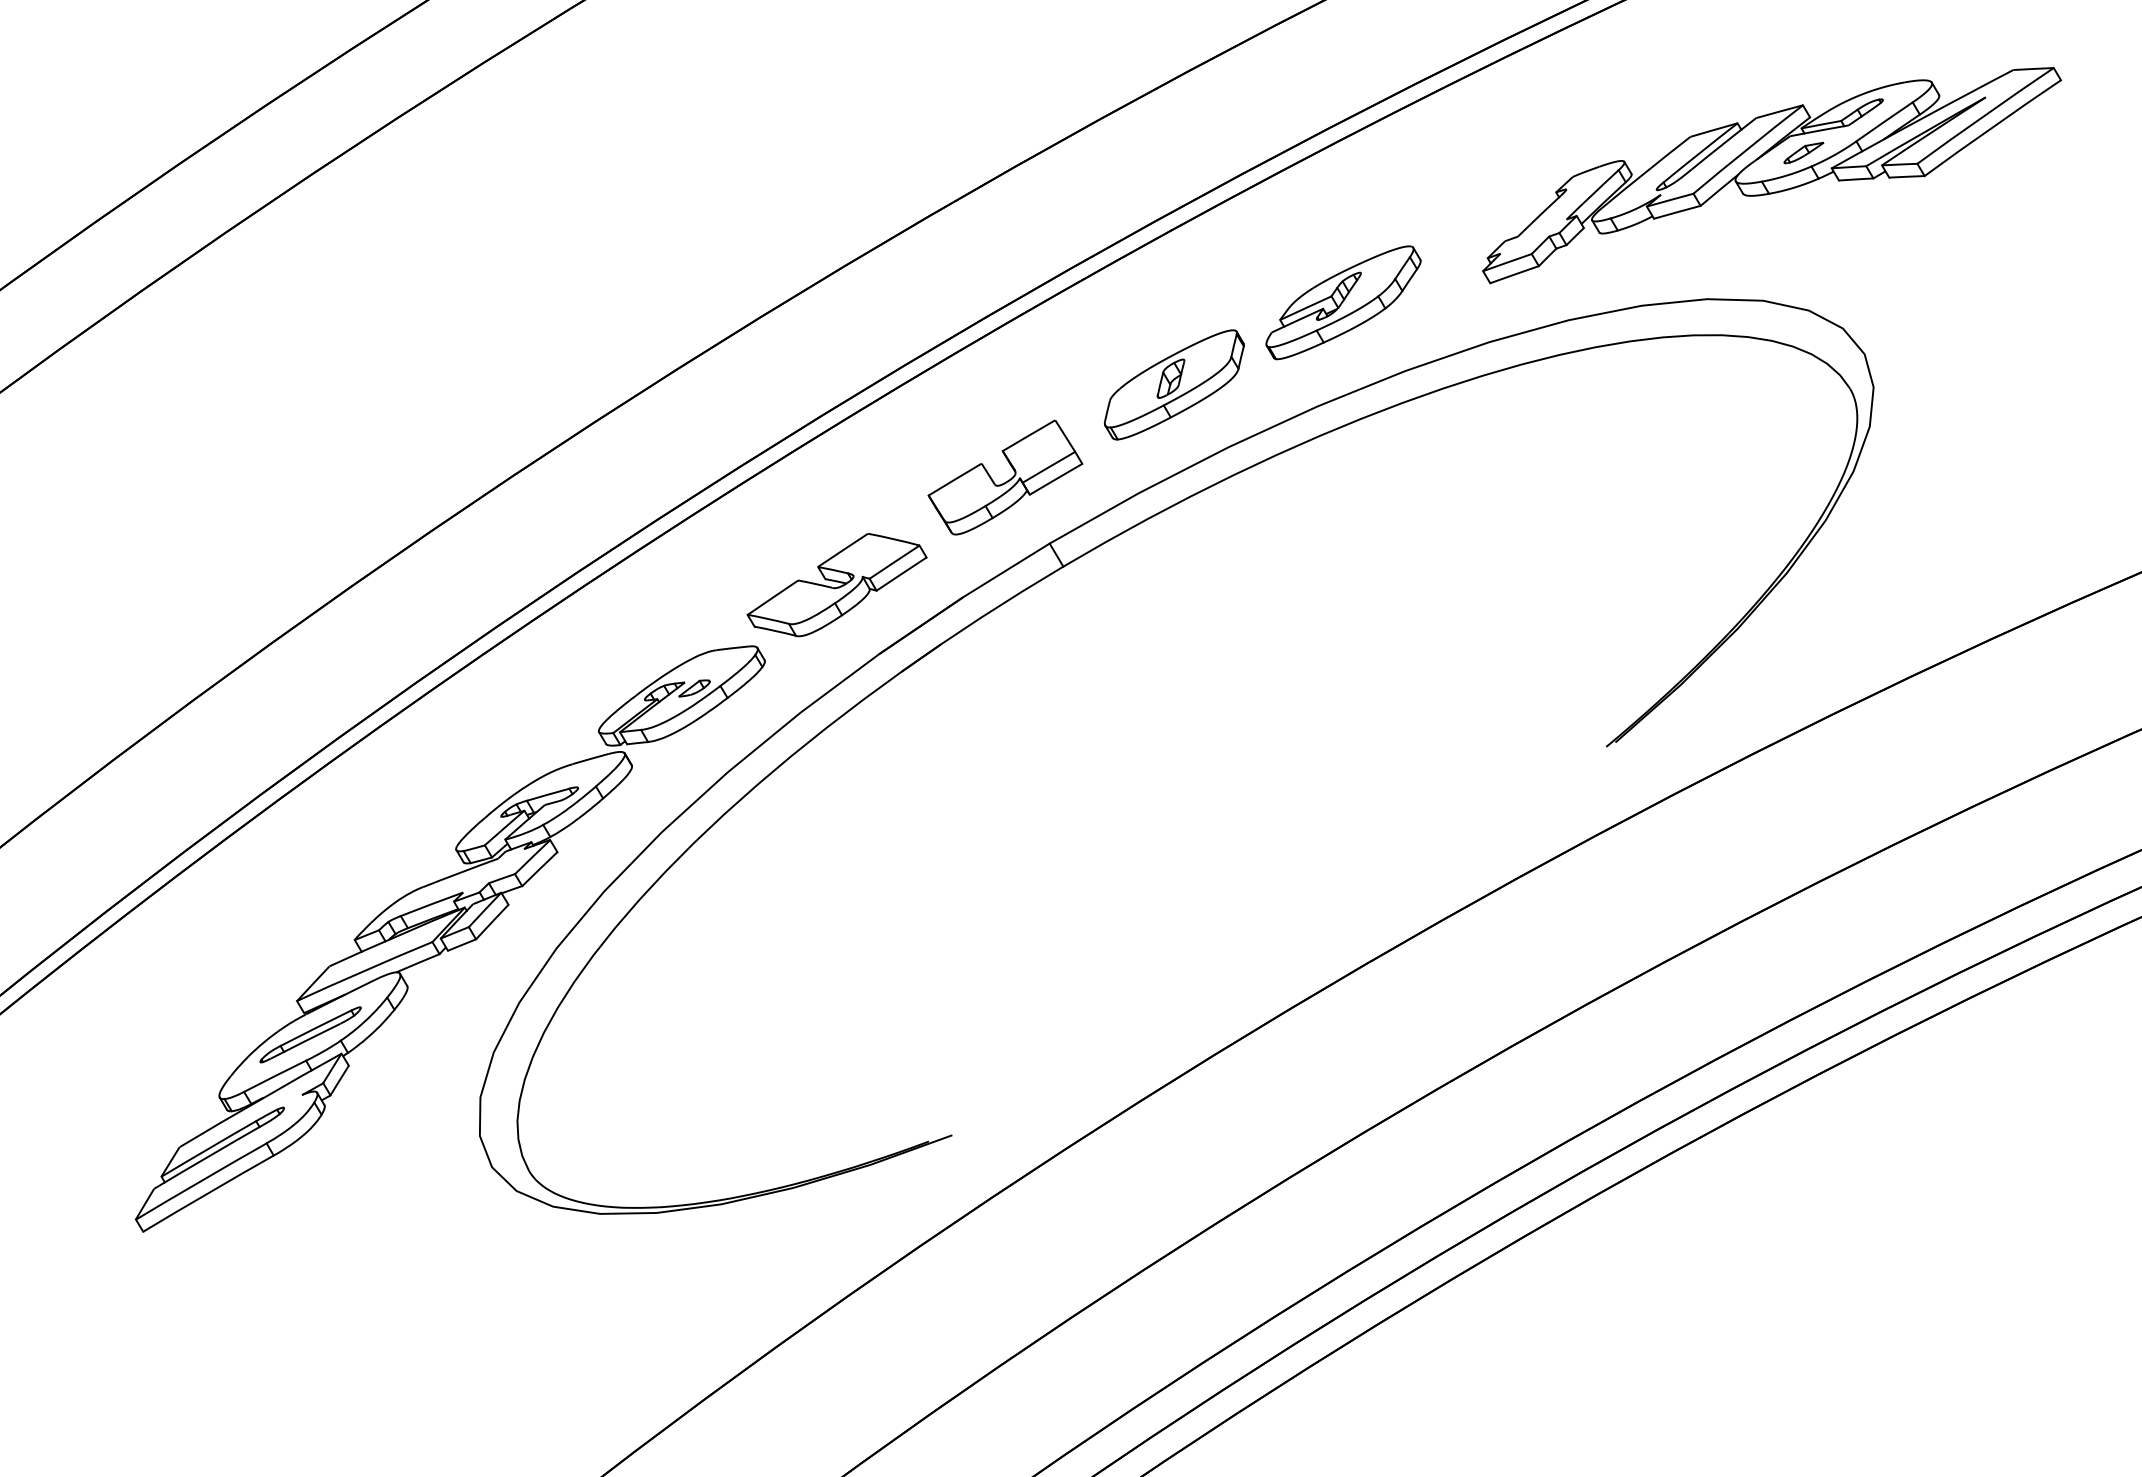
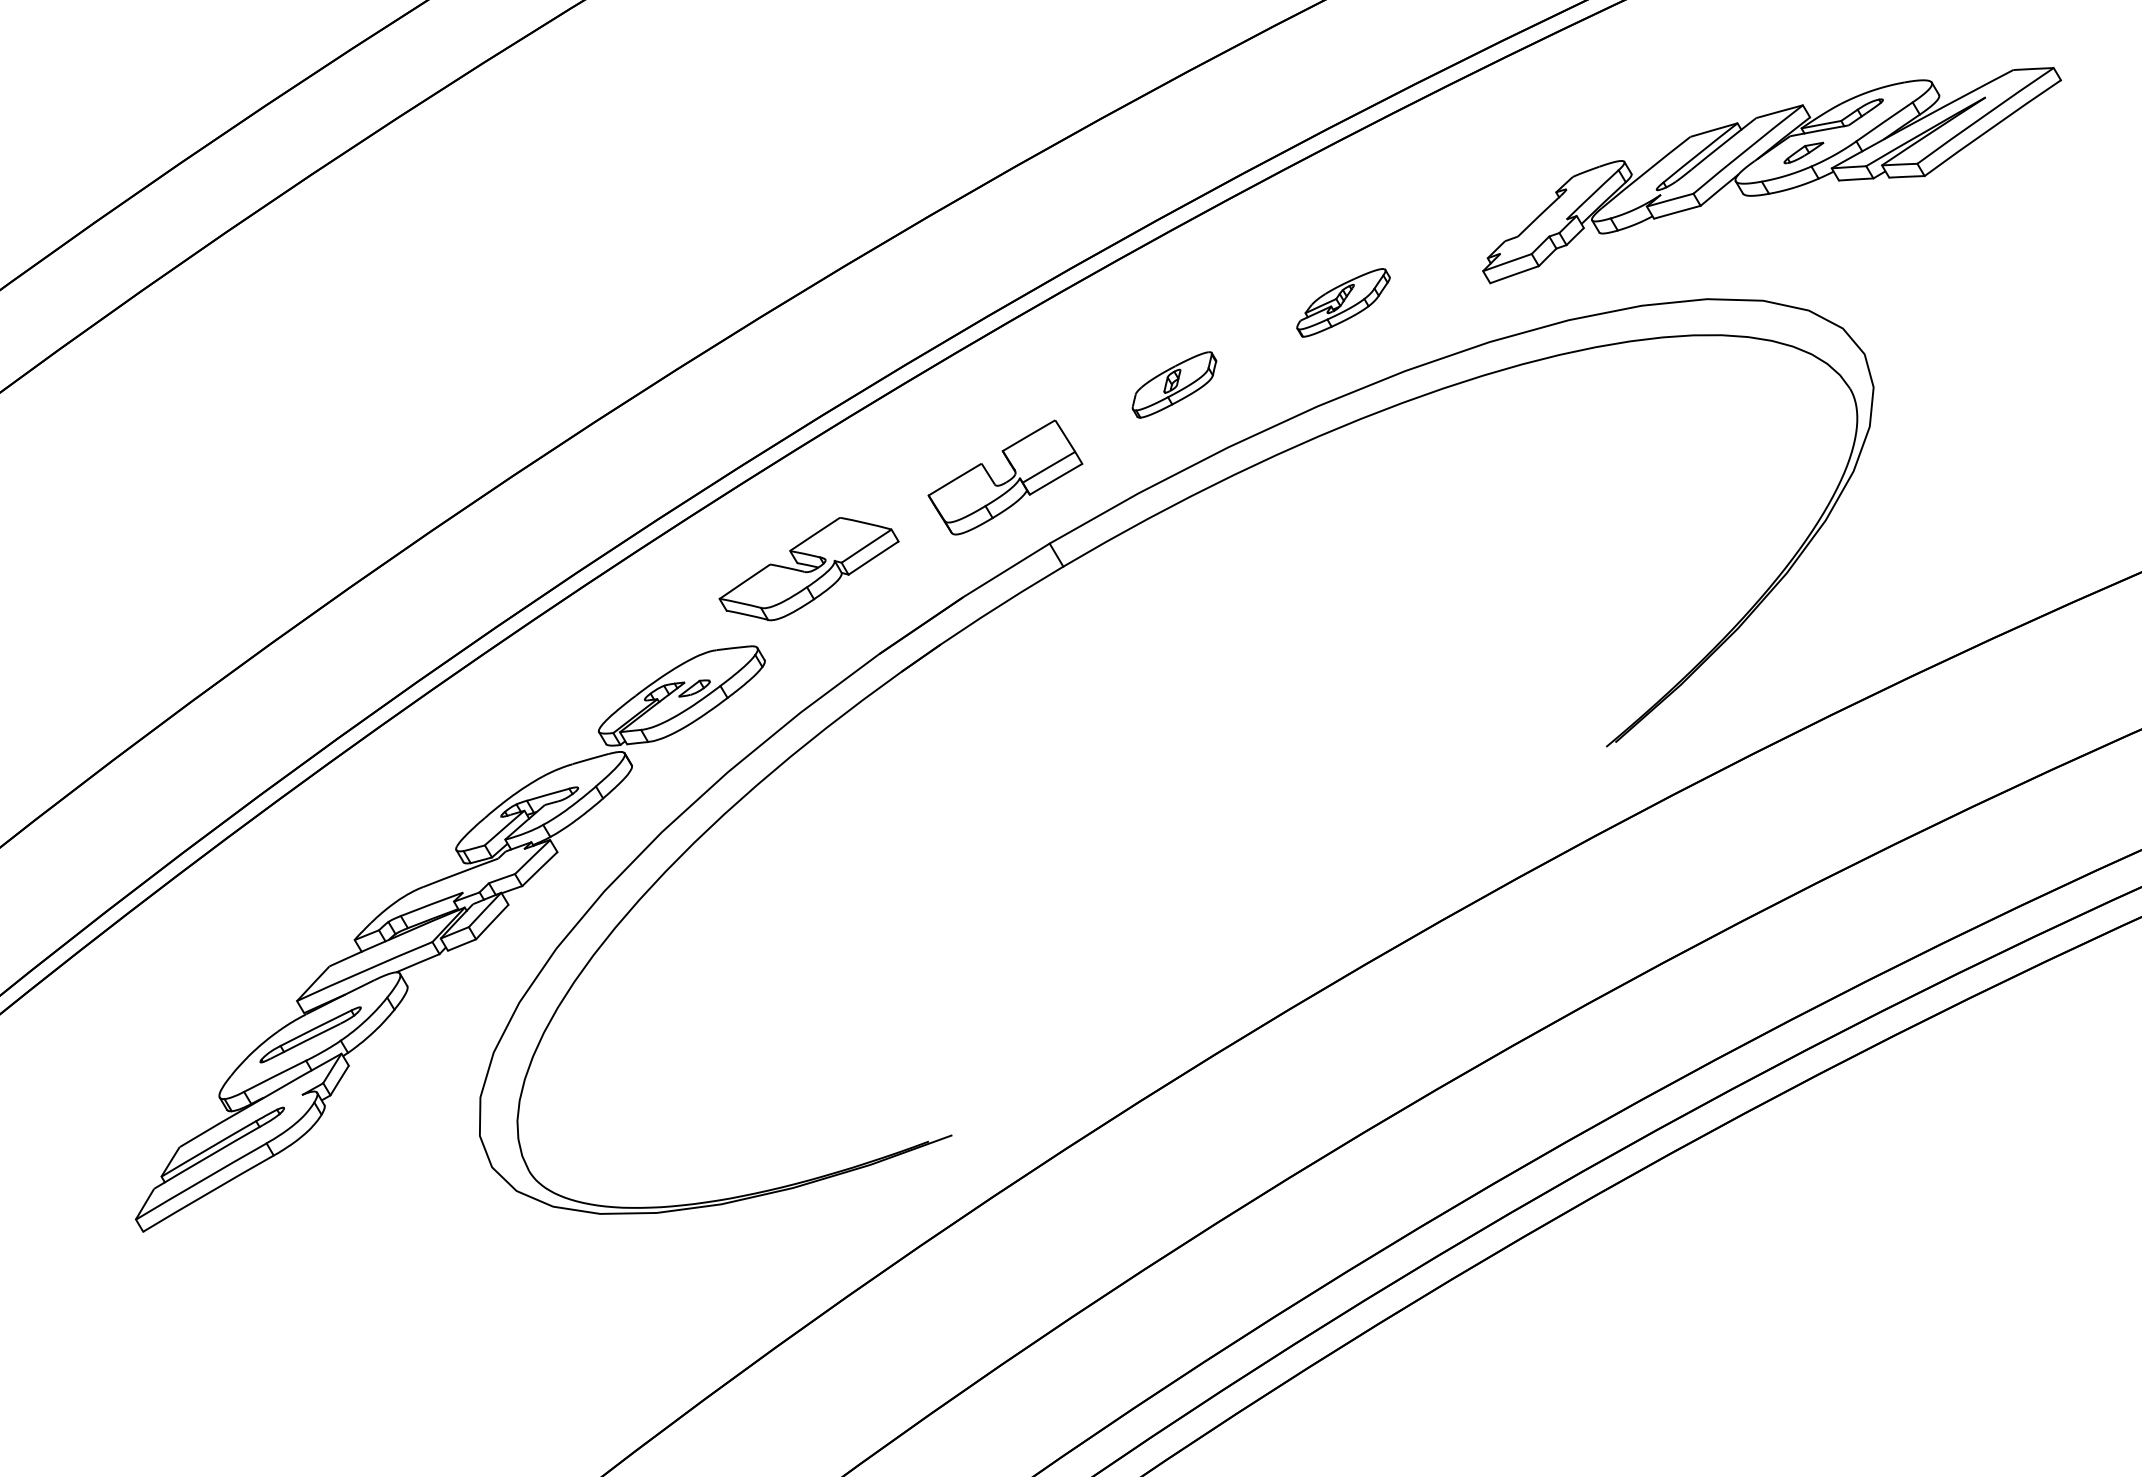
part size: 157x116 px -> 95x70 px (1343, 302)
part size: 141x112 px -> 87x68 px (1174, 384)
part position: (836, 585) -> (808, 569) (808, 569)
